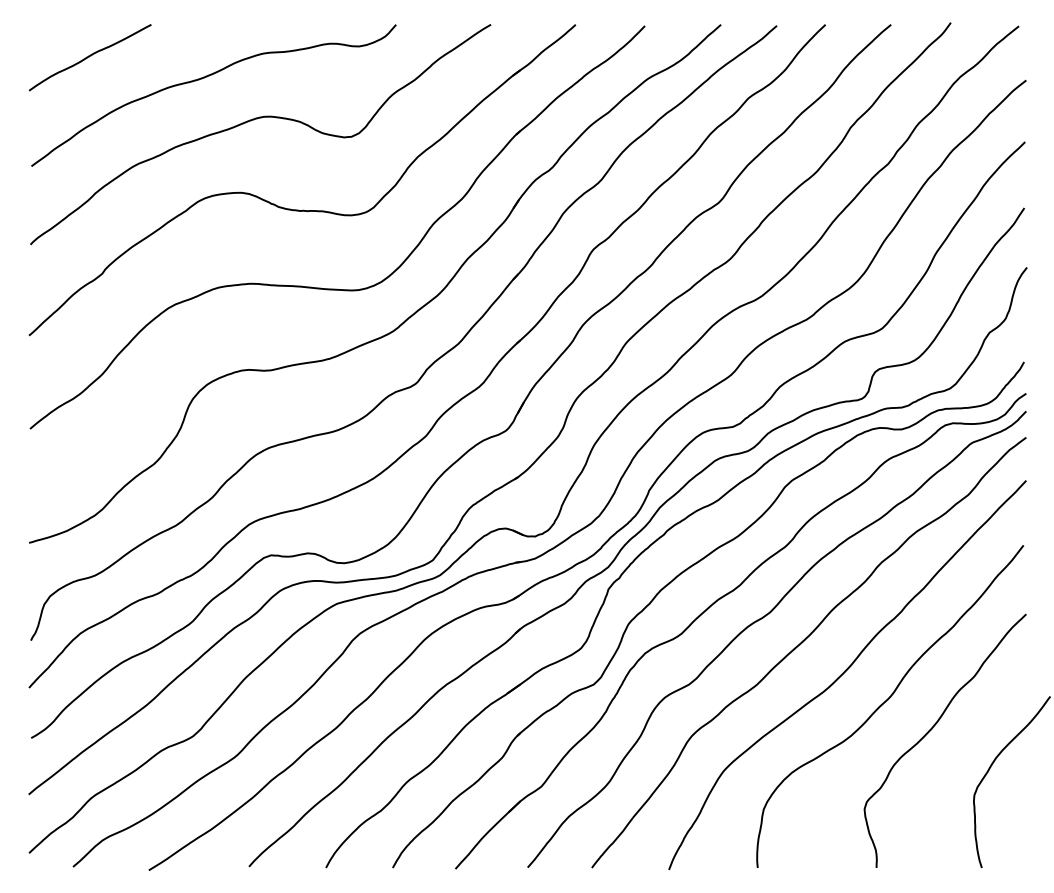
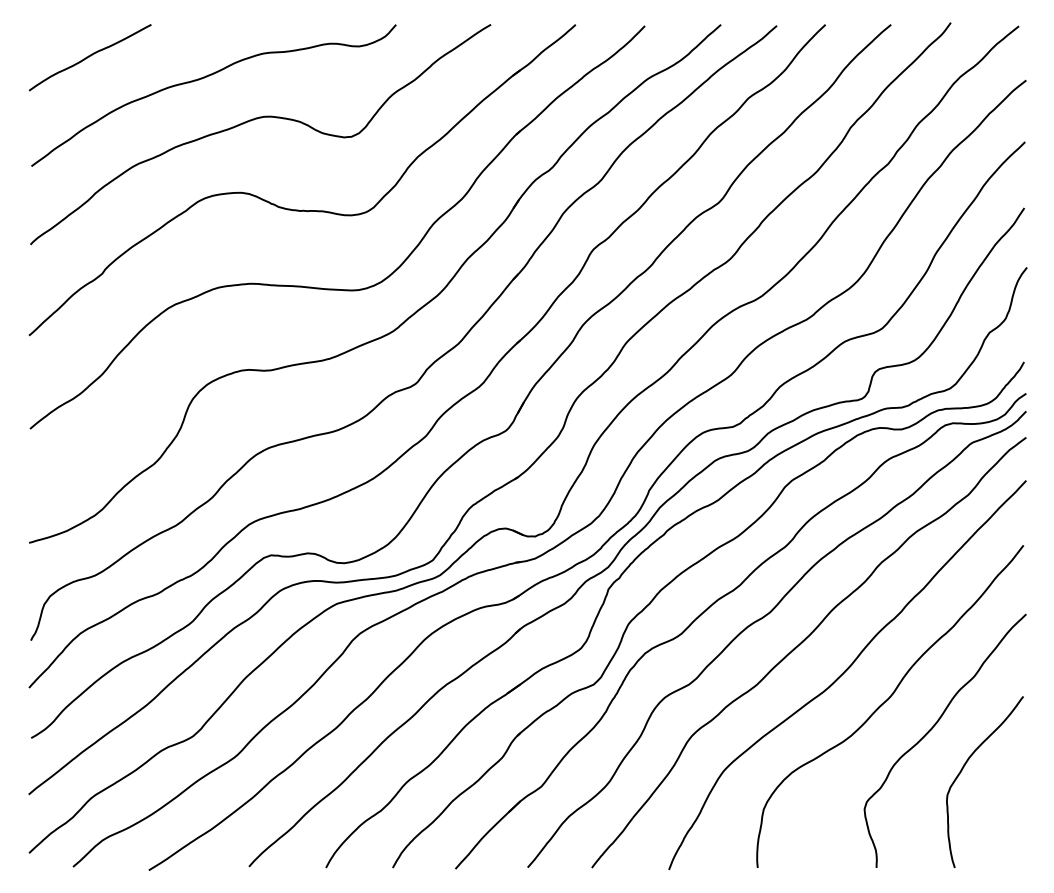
curve position: (991, 767) -> (964, 767) (964, 767)
